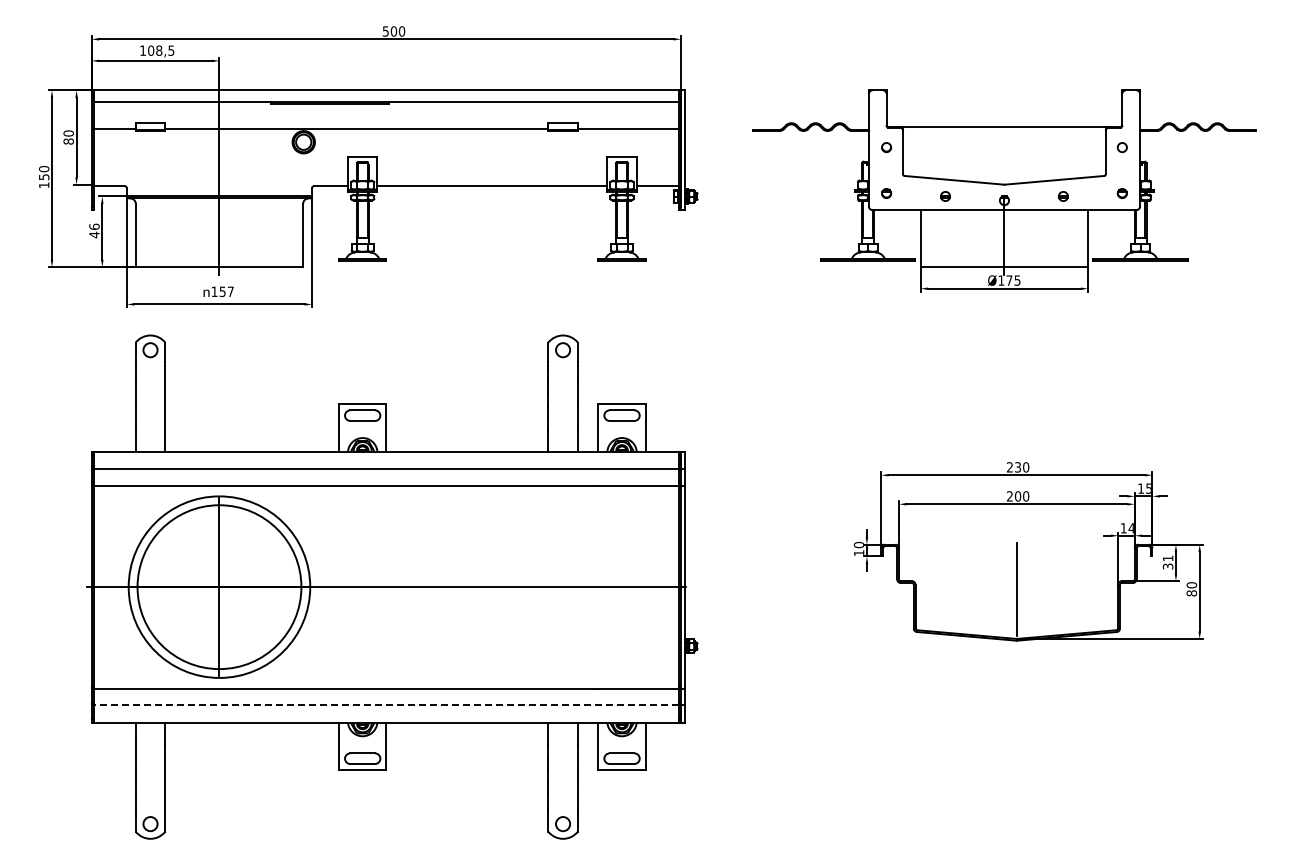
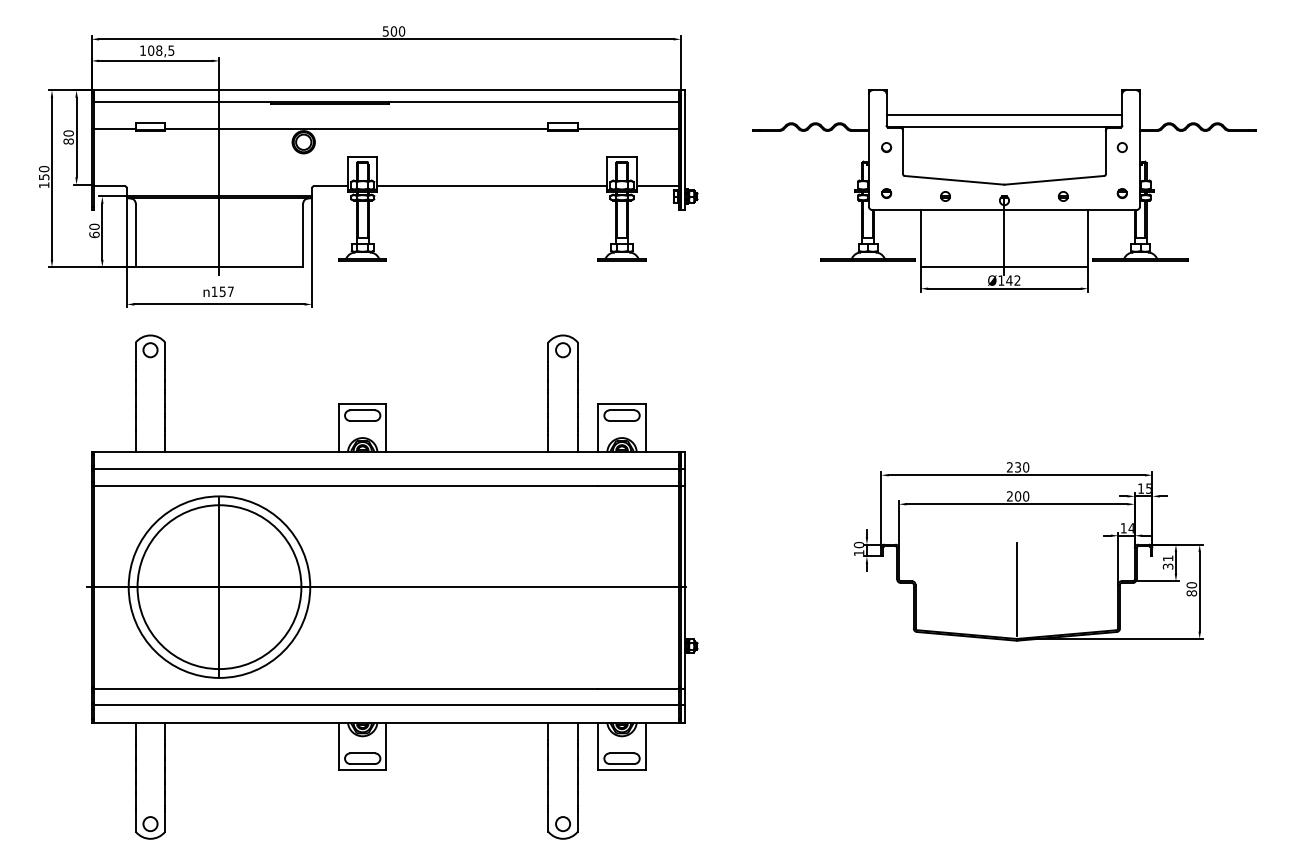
line: none -> present (1004, 115)
text: 46 -> 60 (94, 230)
text: Ø175 -> Ø142 (1013, 280)
line: dashed -> solid (385, 705)
